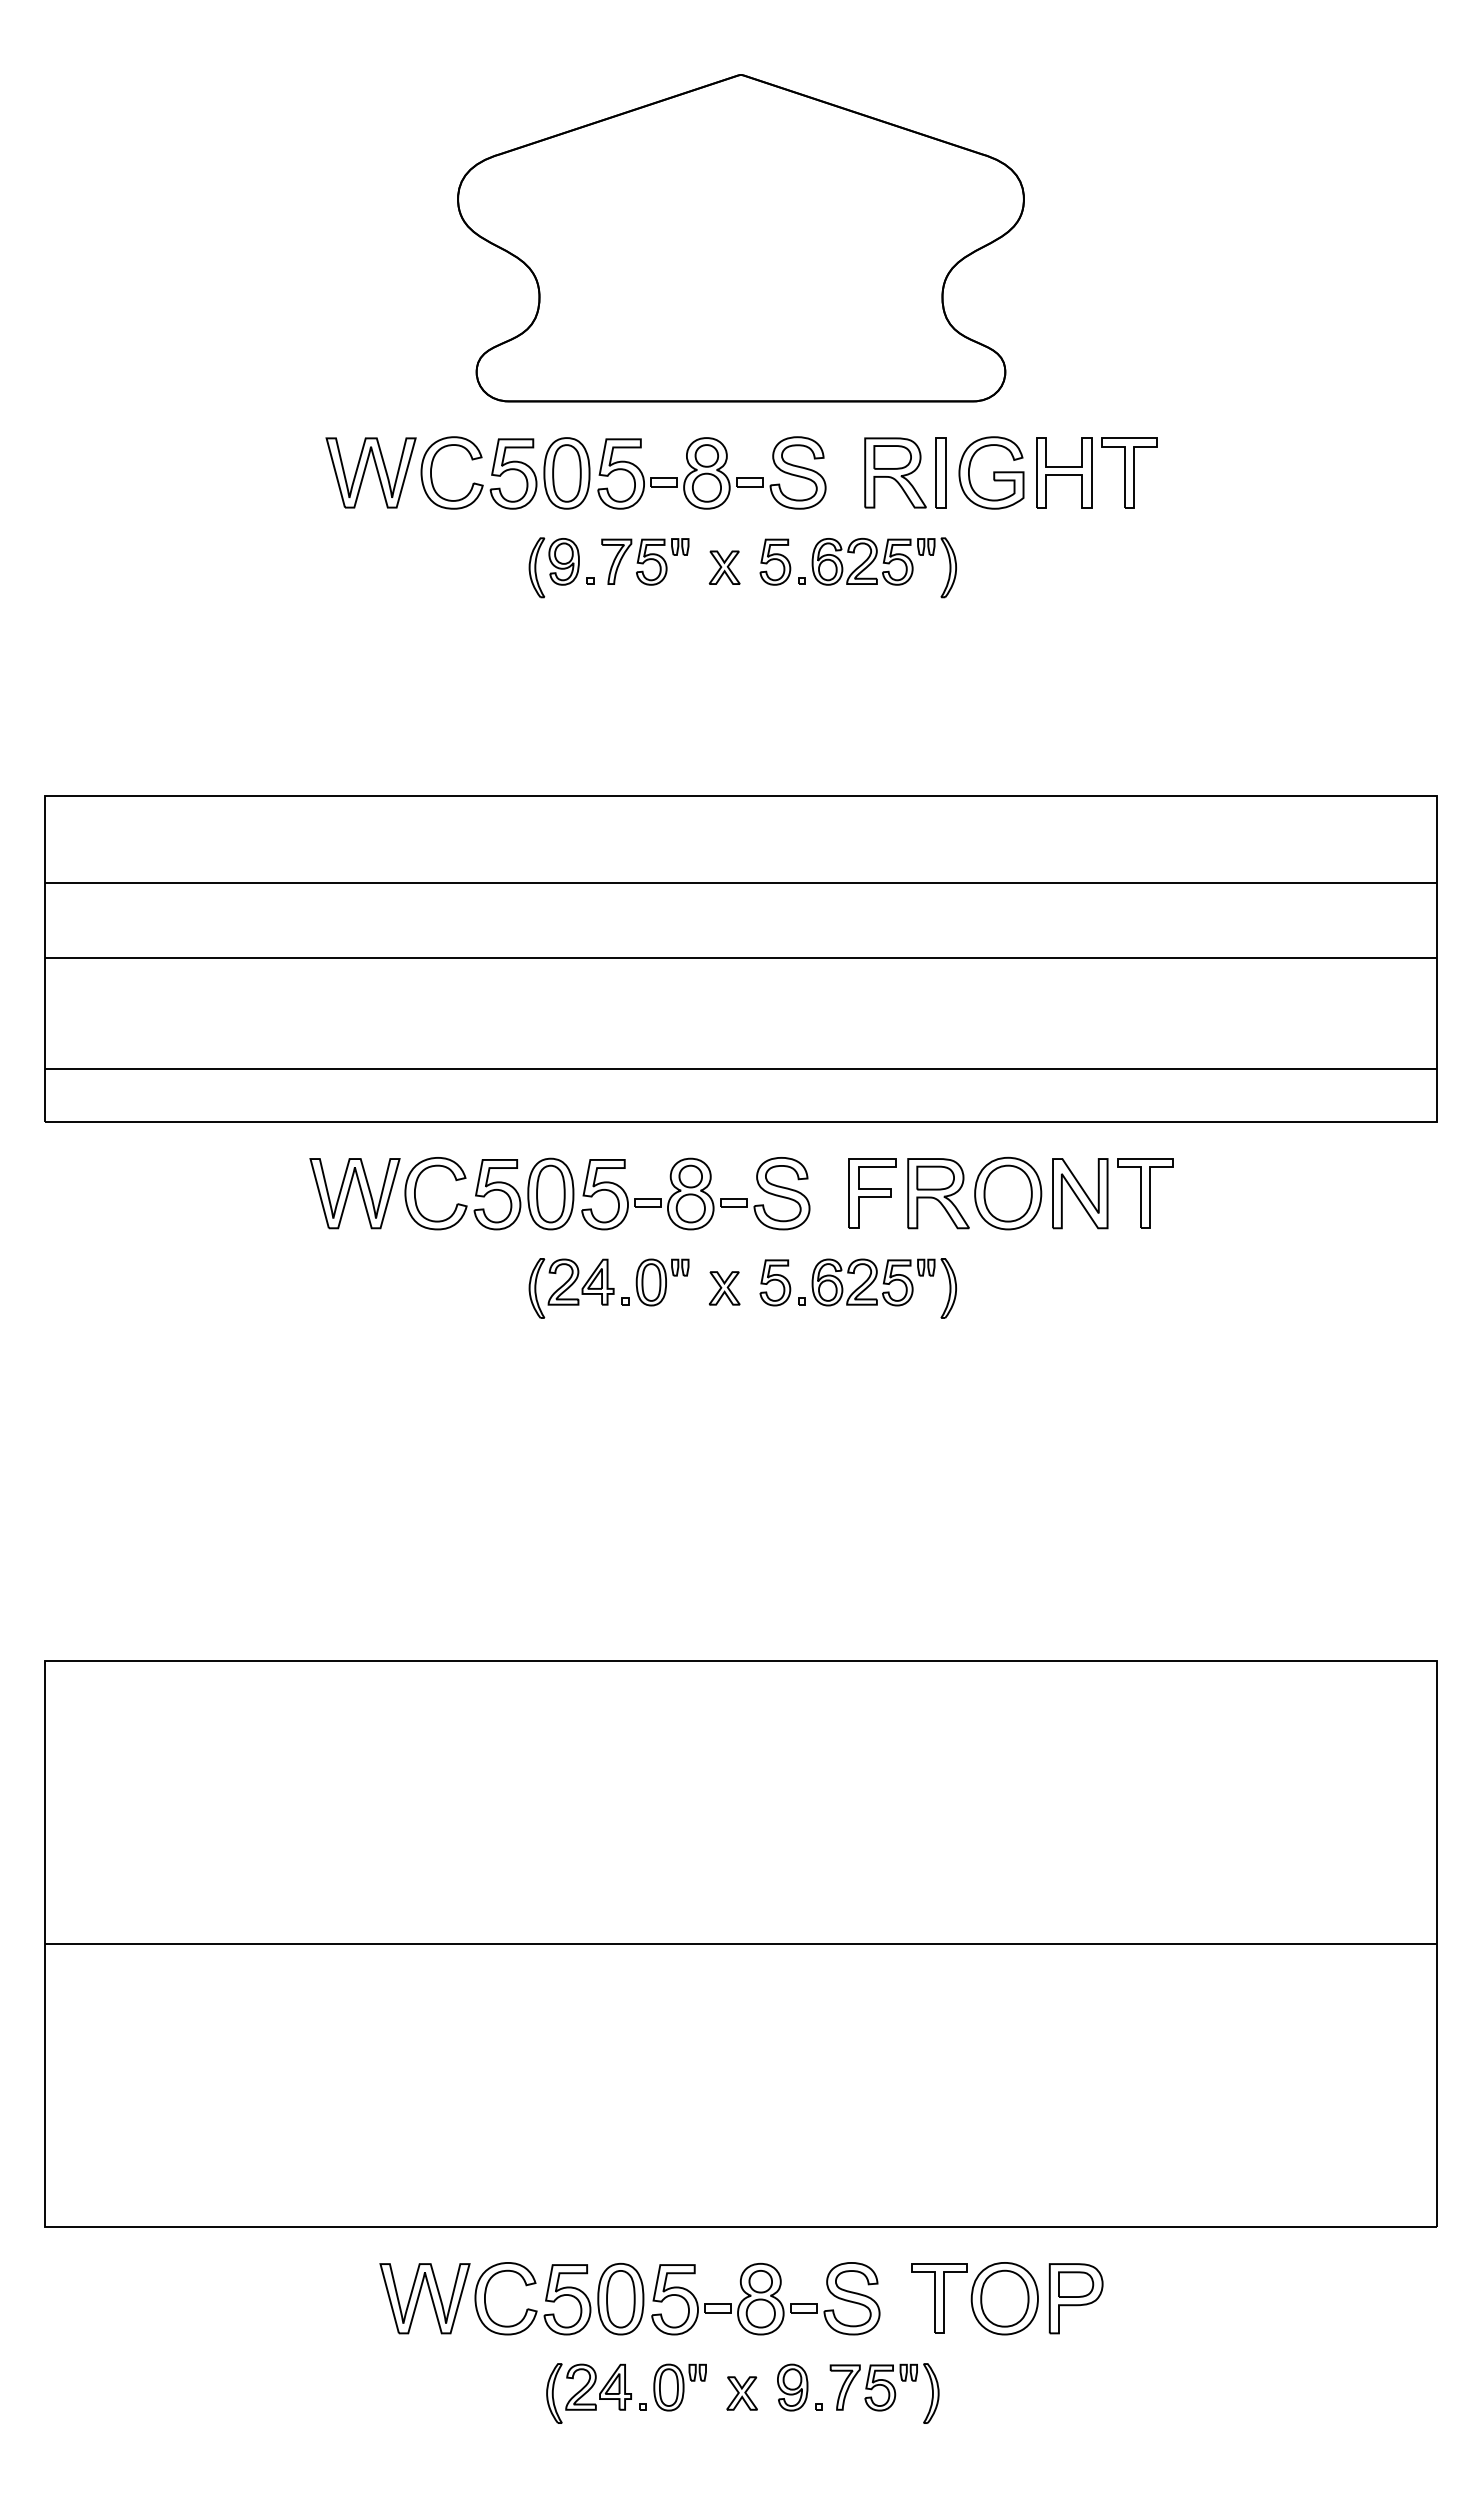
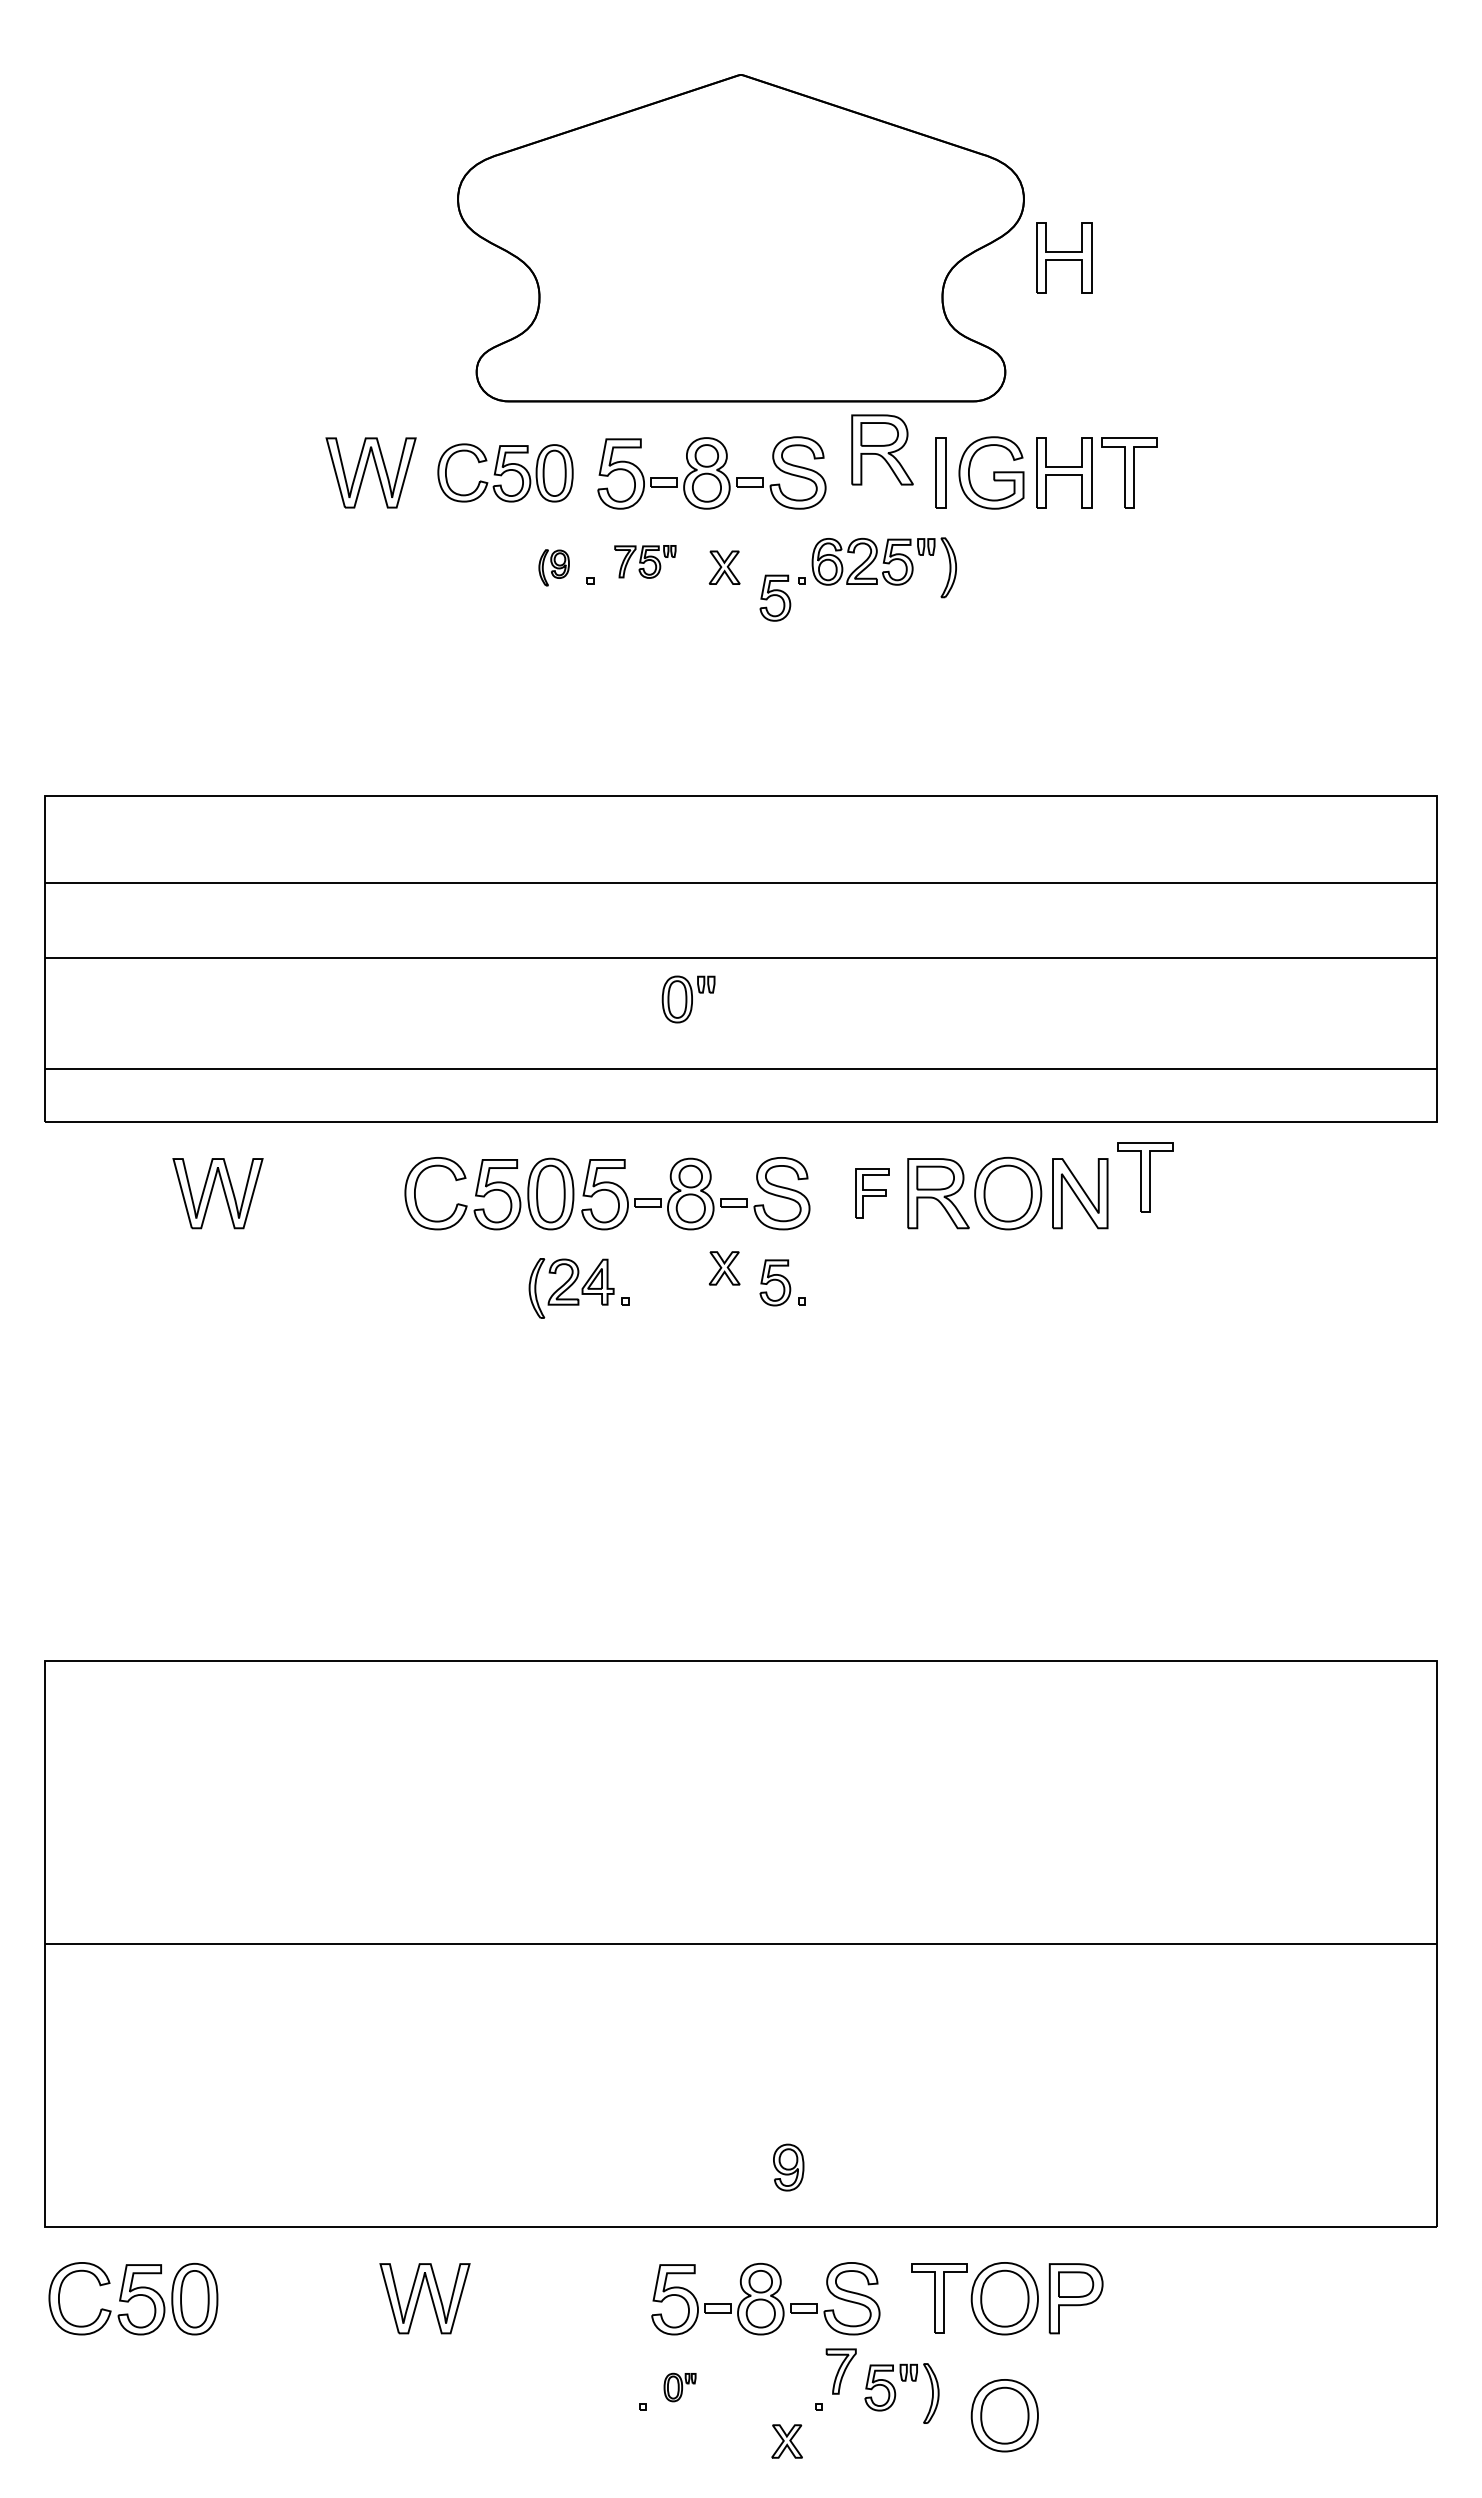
part: none -> present (1064, 257)
part size: 171x74 px -> 137x60 px (505, 472)
part position: (895, 472) -> (882, 449) (882, 449)
part size: 89x48 px -> 63x34 px (645, 561)
part position: (775, 561) -> (775, 597) (775, 597)
part size: 52x62 px -> 32x38 px (553, 567)
part position: (354, 1193) -> (217, 1193) (217, 1193)
part size: 49x71 px -> 35x51 px (872, 1193)
part position: (1145, 1193) -> (1145, 1177) (1145, 1177)
part position: (662, 1282) -> (688, 999) (688, 999)
part position: (724, 1288) -> (724, 1268) (724, 1268)
part: present -> none (883, 1288)
part position: (559, 2298) -> (133, 2298) (133, 2298)
part size: 54x49 px -> 34x31 px (679, 2387)
part position: (792, 2387) -> (788, 2167) (788, 2167)
part position: (844, 2387) -> (840, 2371) (840, 2371)
part: present -> none (588, 2393)
part position: (741, 2393) -> (786, 2441) (786, 2441)
part: none -> present (1004, 2415)
